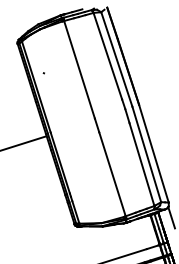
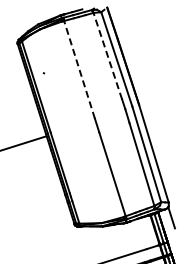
line: solid -> dashed (107, 56)
line: solid -> dashed (79, 69)
